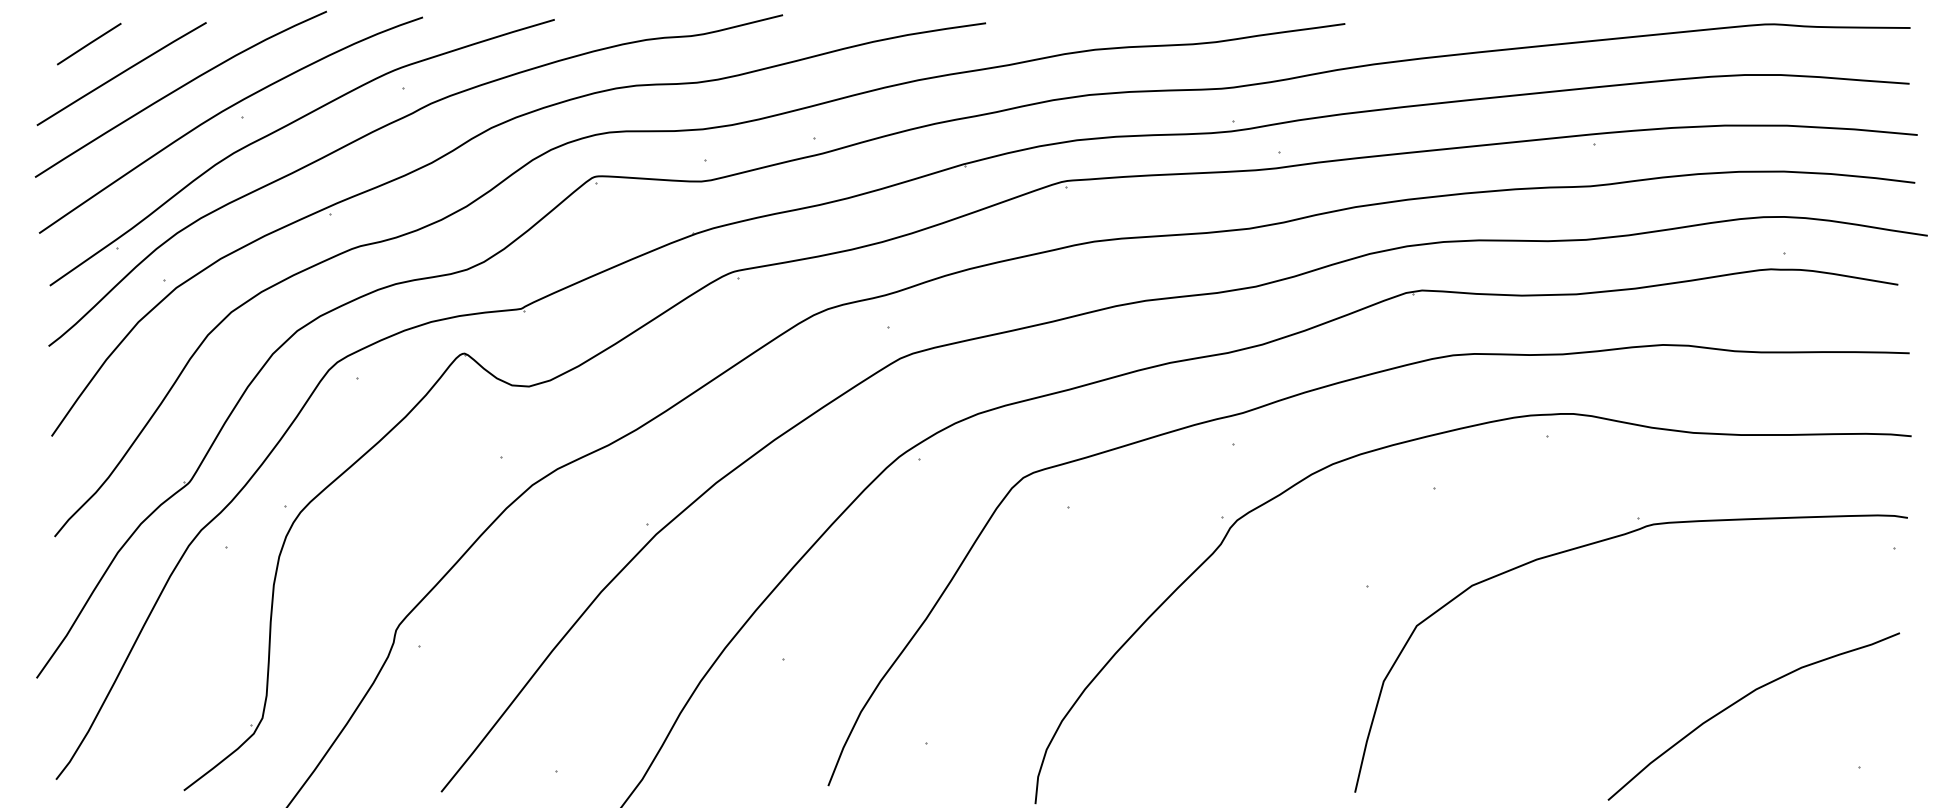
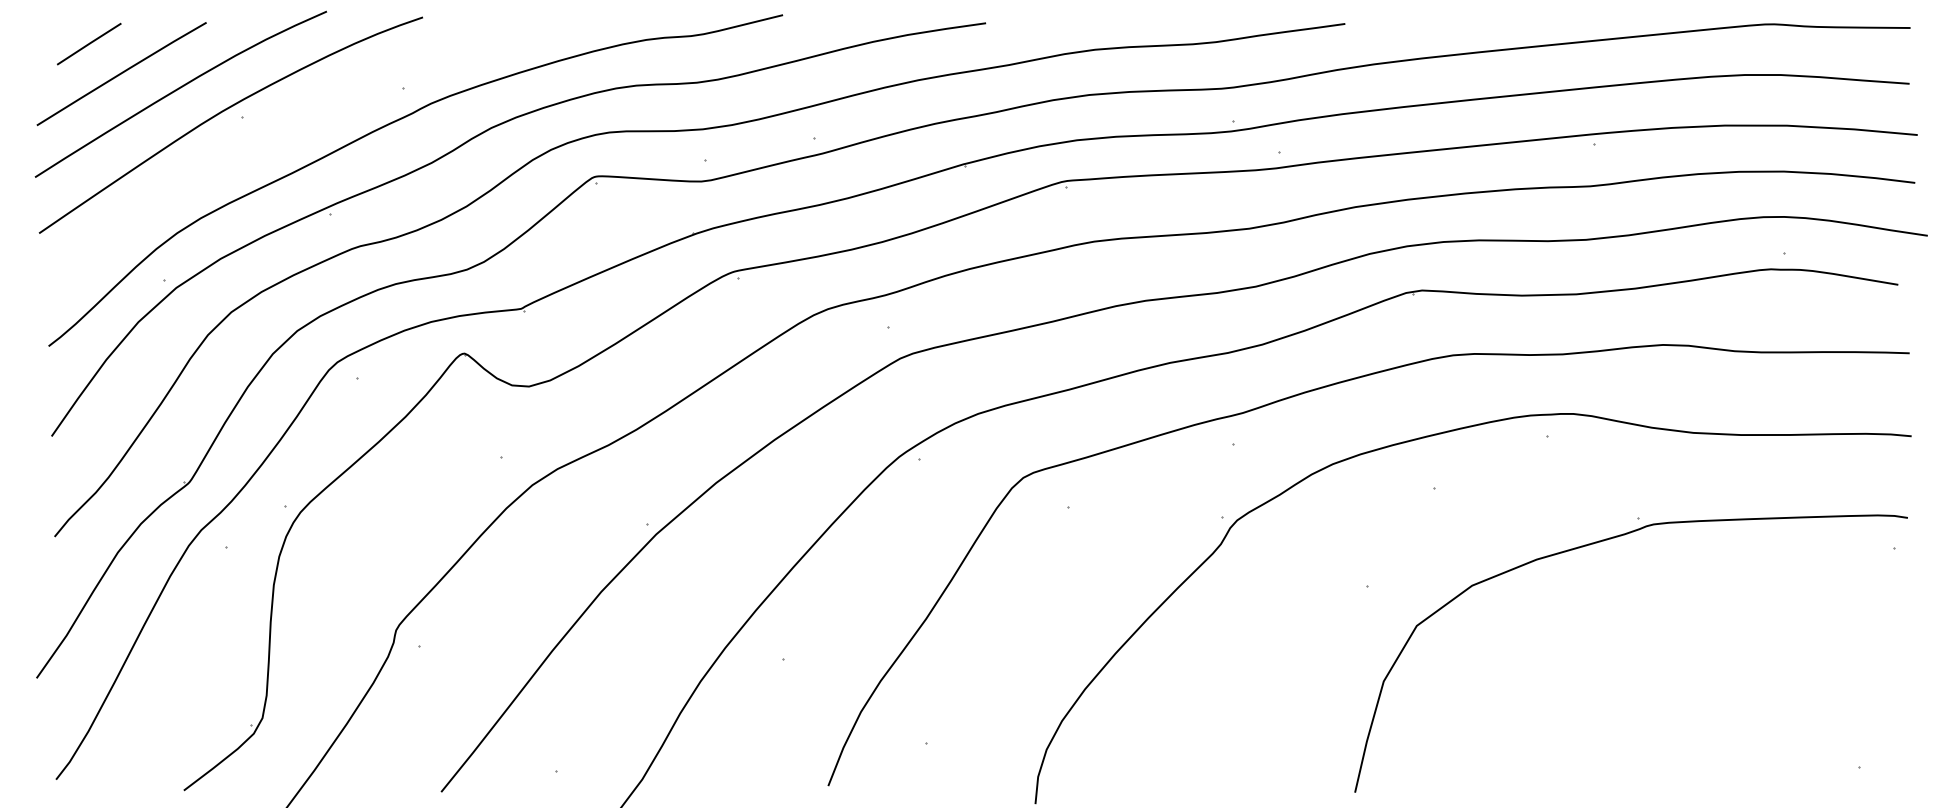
part: present -> none (287, 126)
curve: present -> none (1744, 698)
